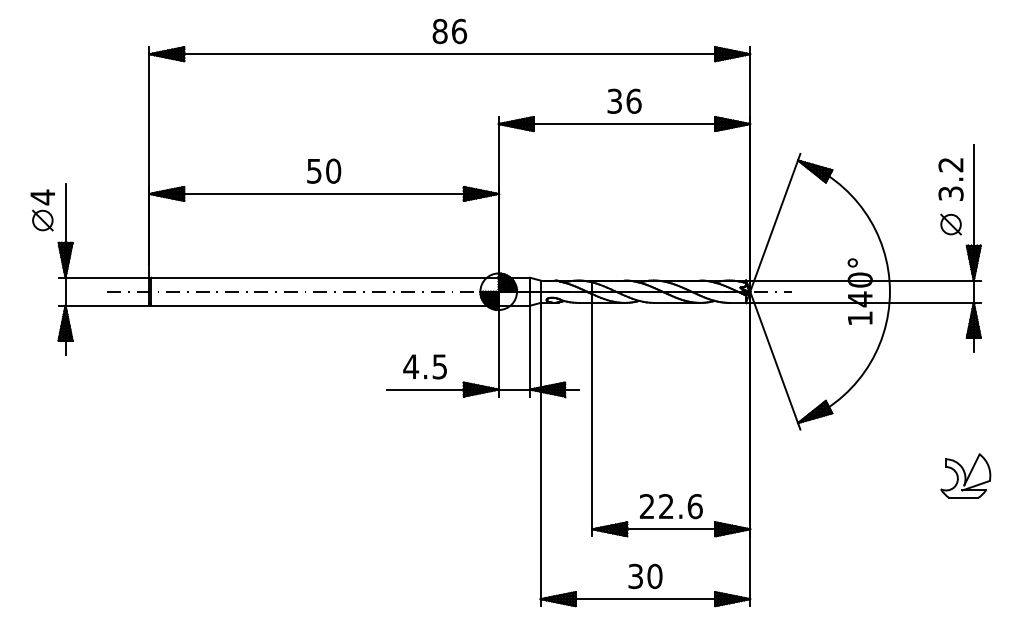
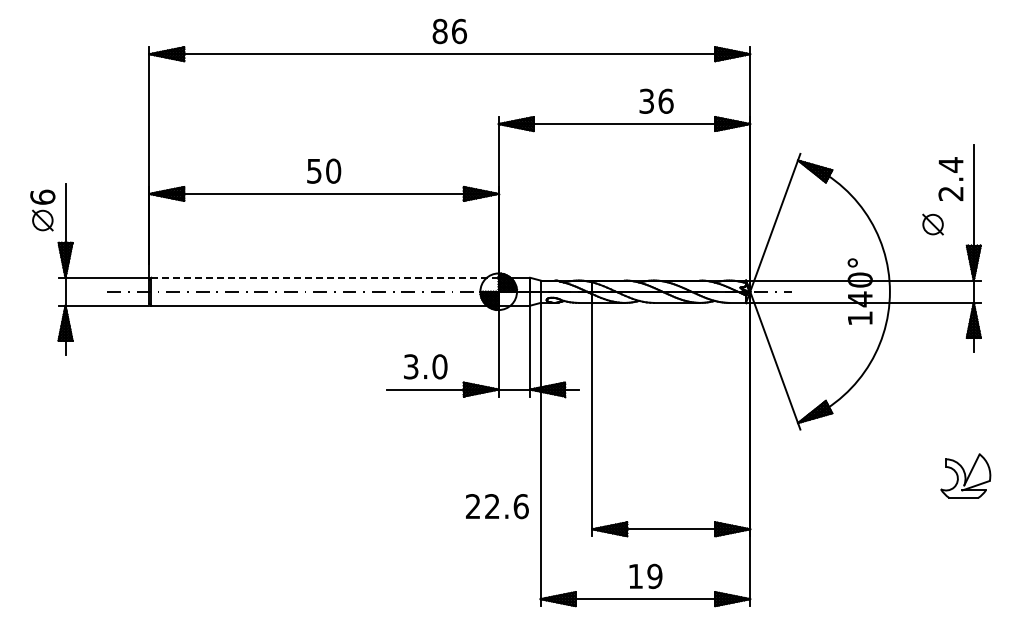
text position: (624, 100) -> (656, 100) (656, 100)
text: 3.2 -> 2.4 (950, 179)
text: 4 -> 6 (42, 197)
part position: (950, 224) -> (932, 224) (932, 224)
line: solid -> dashed (325, 277)
text: 4.5 -> 3.0 (425, 366)
text position: (671, 506) -> (497, 506) (497, 506)
text: 30 -> 19 (645, 576)
